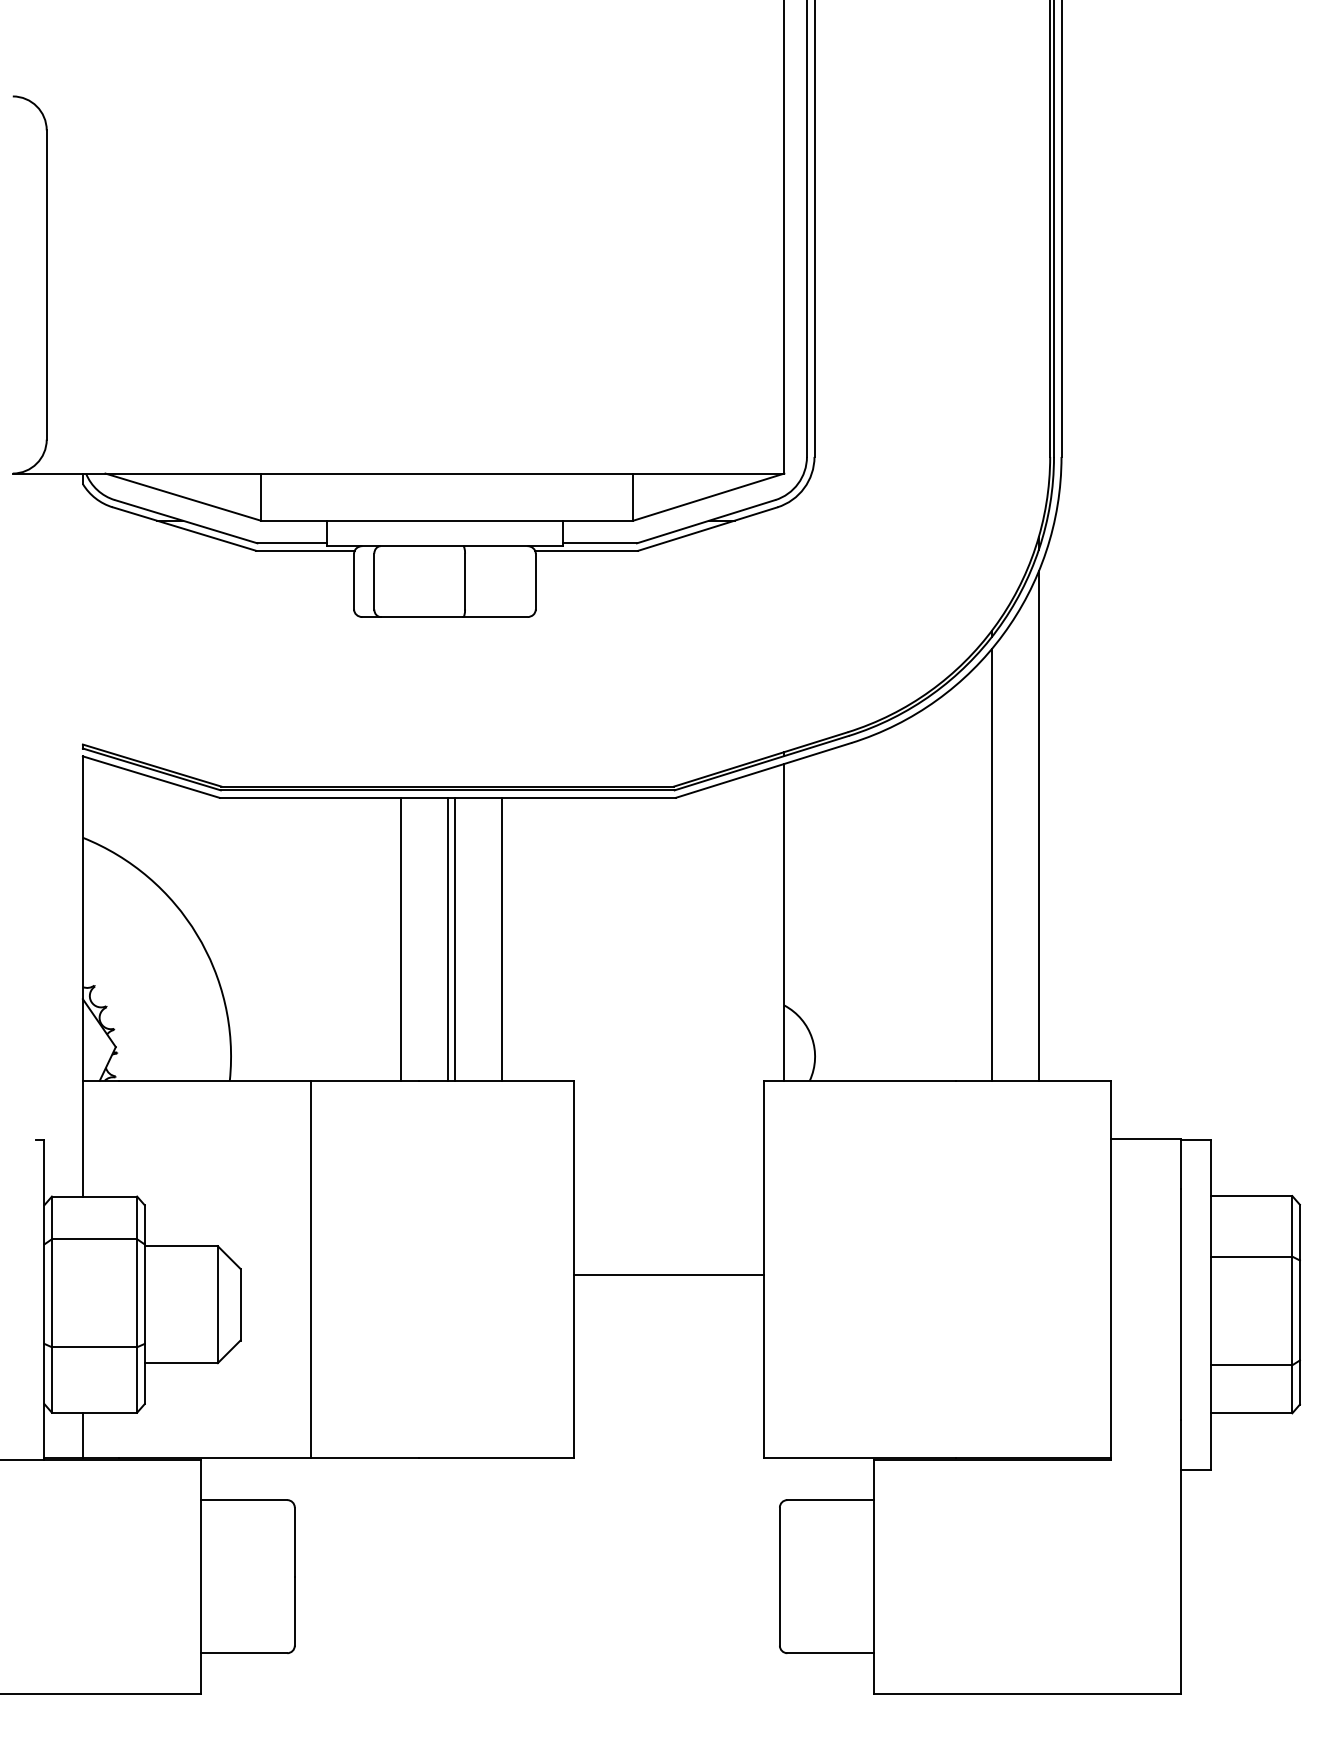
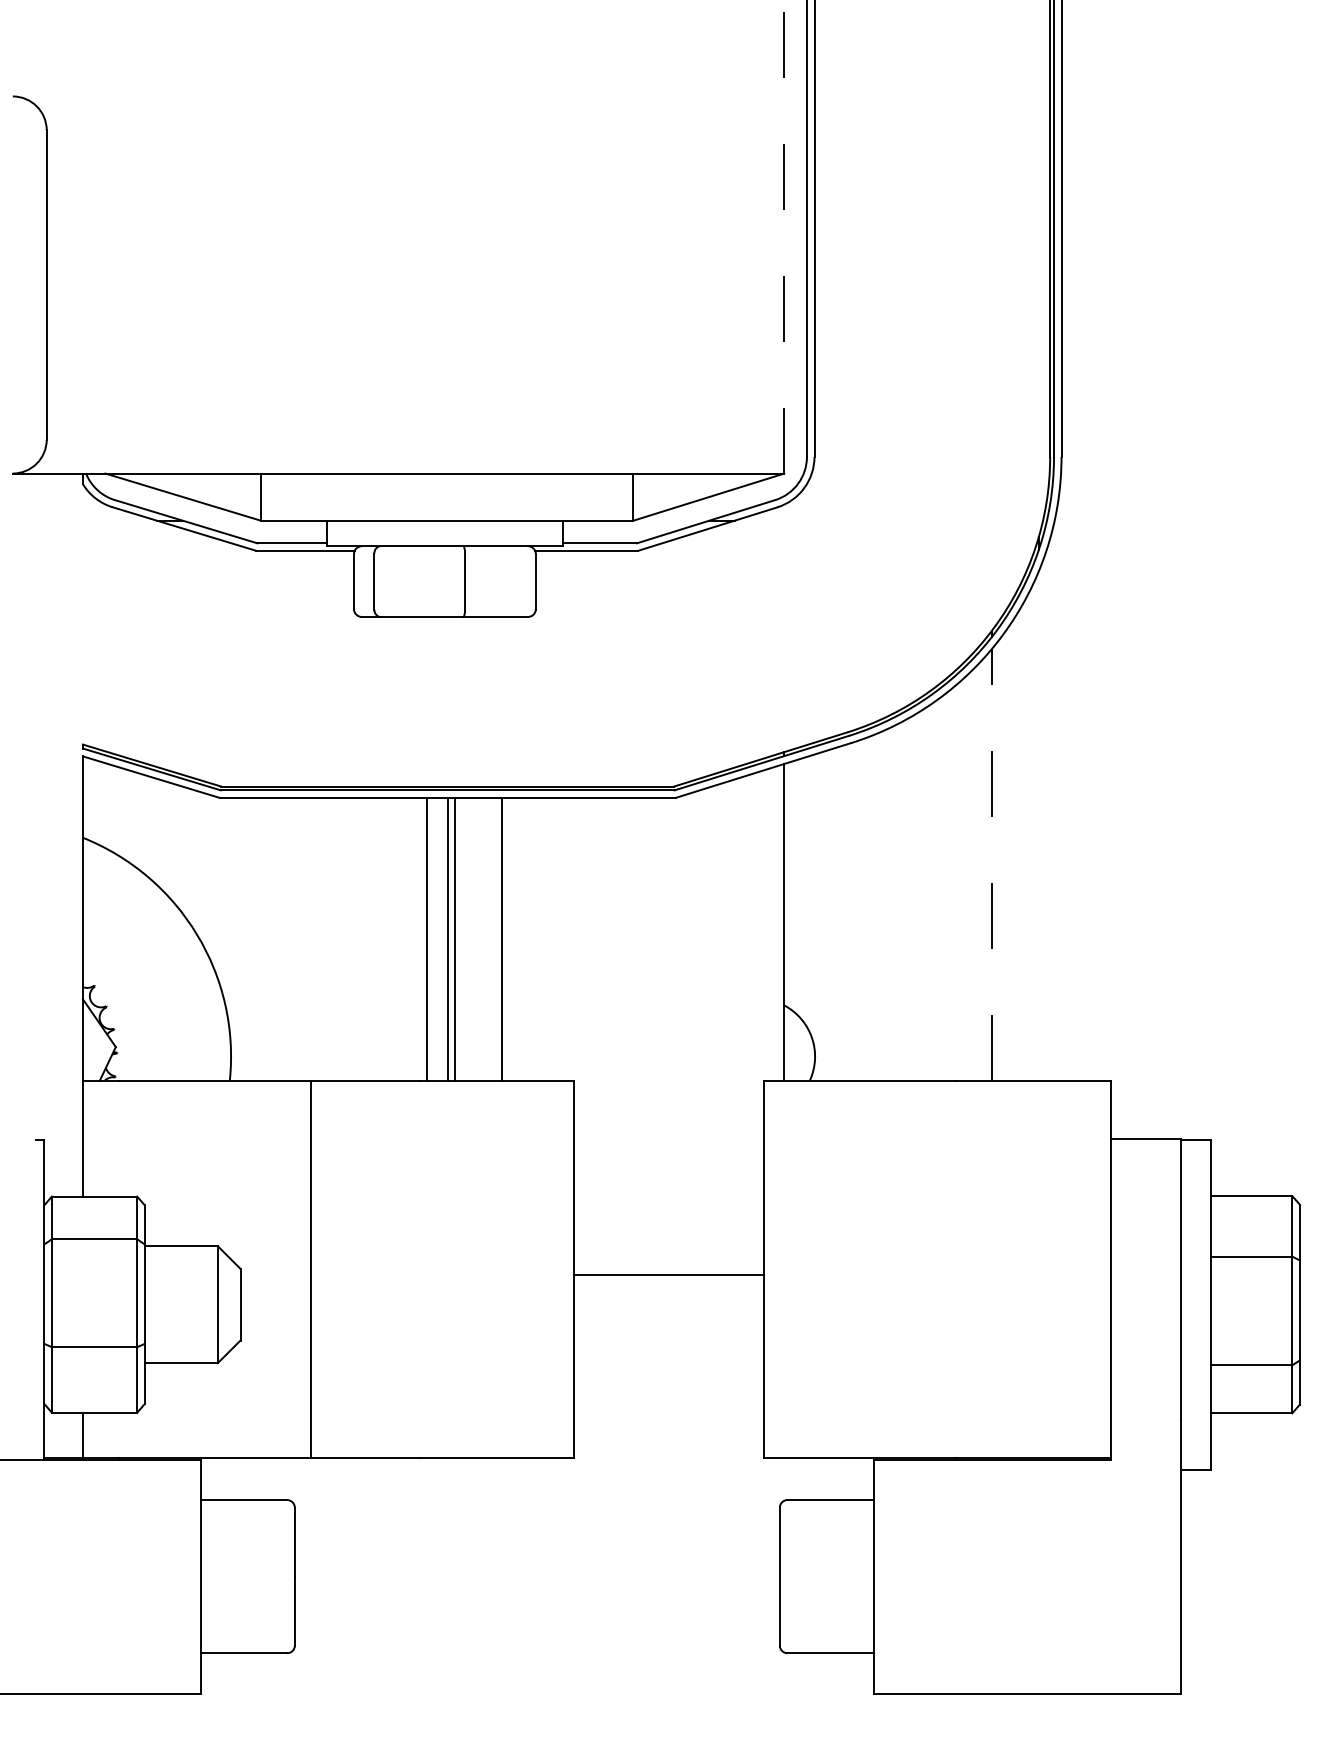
line: solid -> dashed (784, 236)
line: present -> none (1038, 825)
line: solid -> dashed (991, 864)
line position: (400, 938) -> (426, 938) (426, 938)
